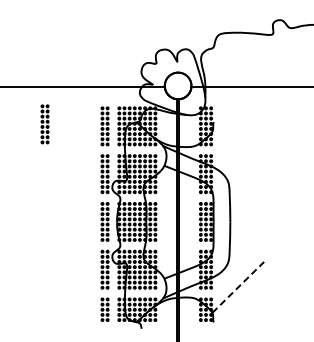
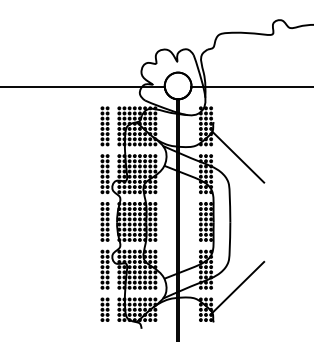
part: present -> none (44, 124)
line: none -> present (238, 156)
line: dashed -> solid (238, 287)
